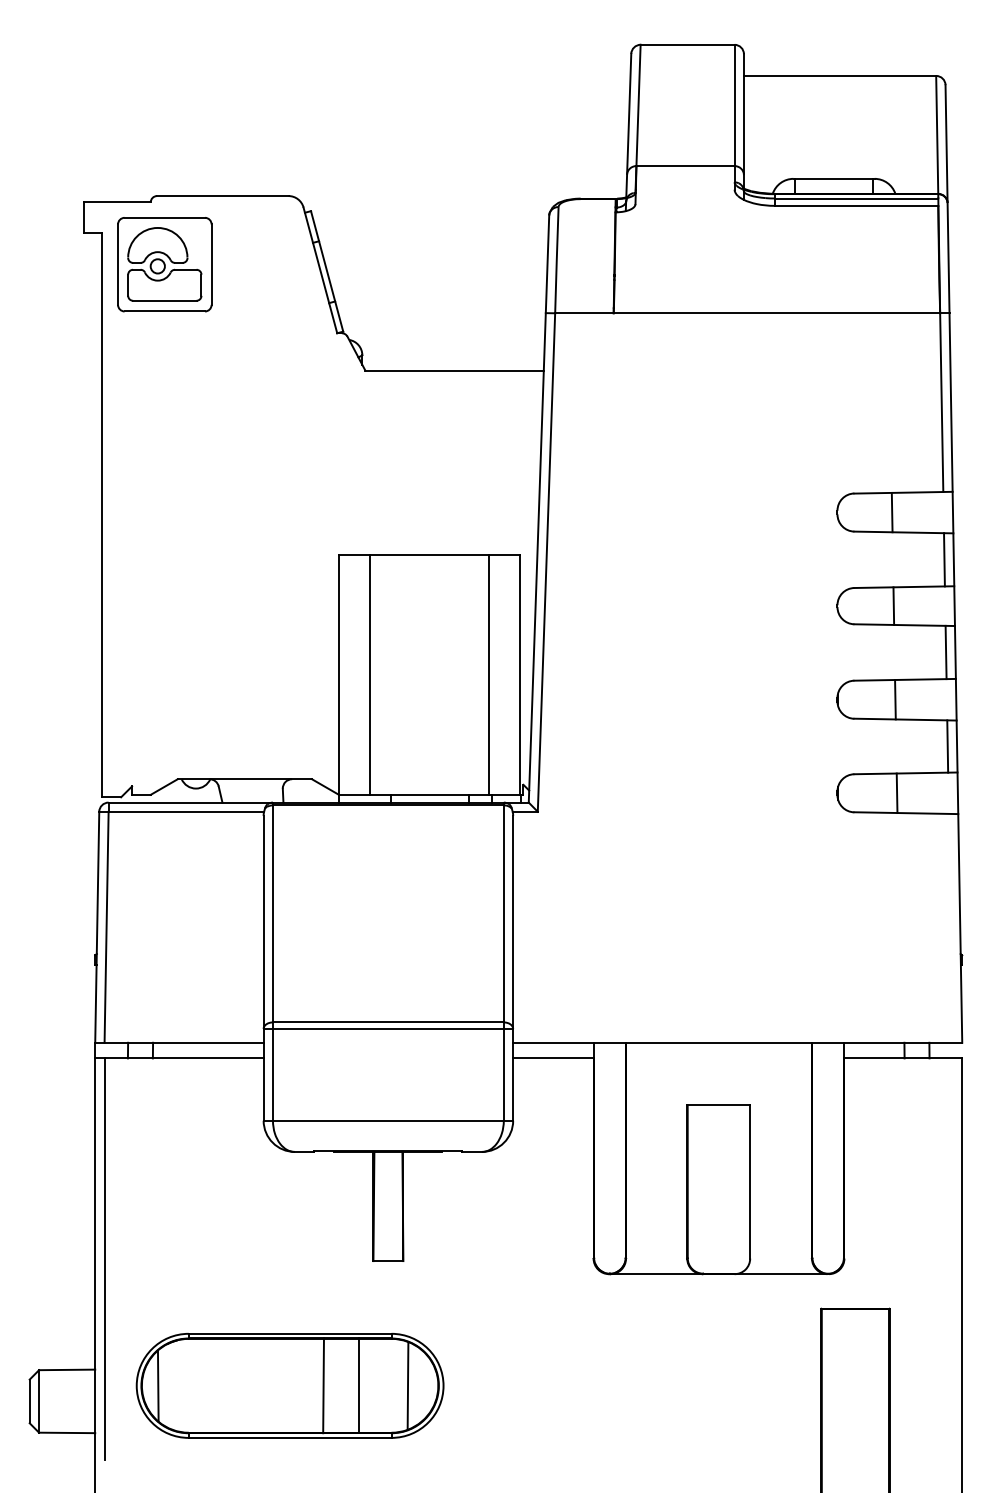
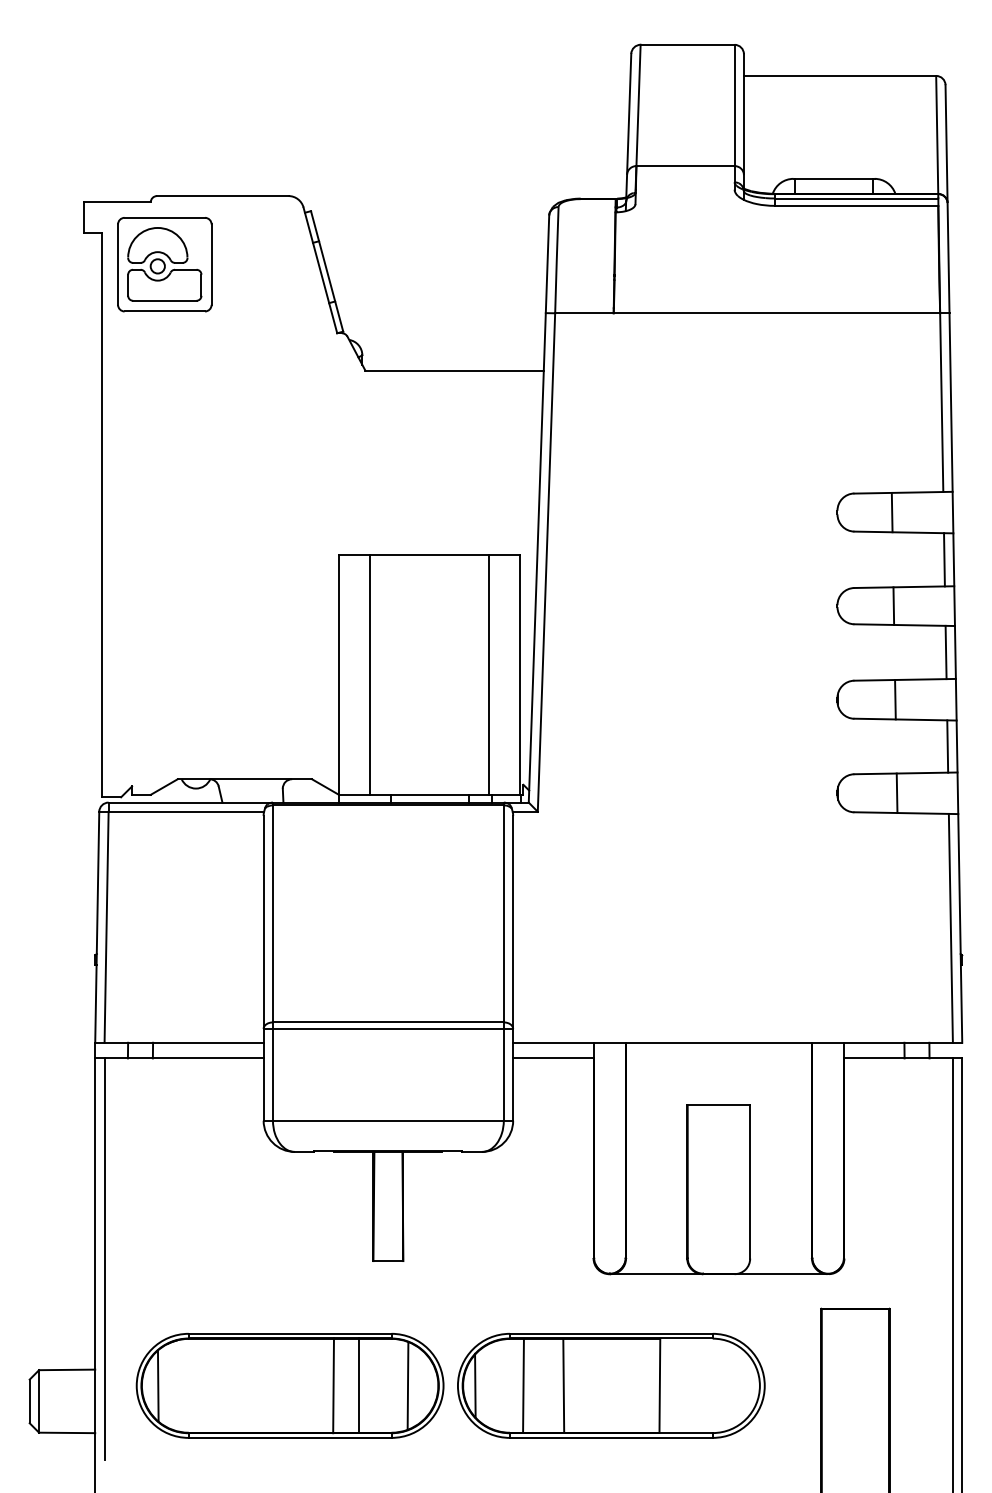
line: none -> present (950, 927)
line: none -> present (952, 1273)
line position: (323, 1385) -> (333, 1385) (333, 1385)
part: none -> present (611, 1385)
